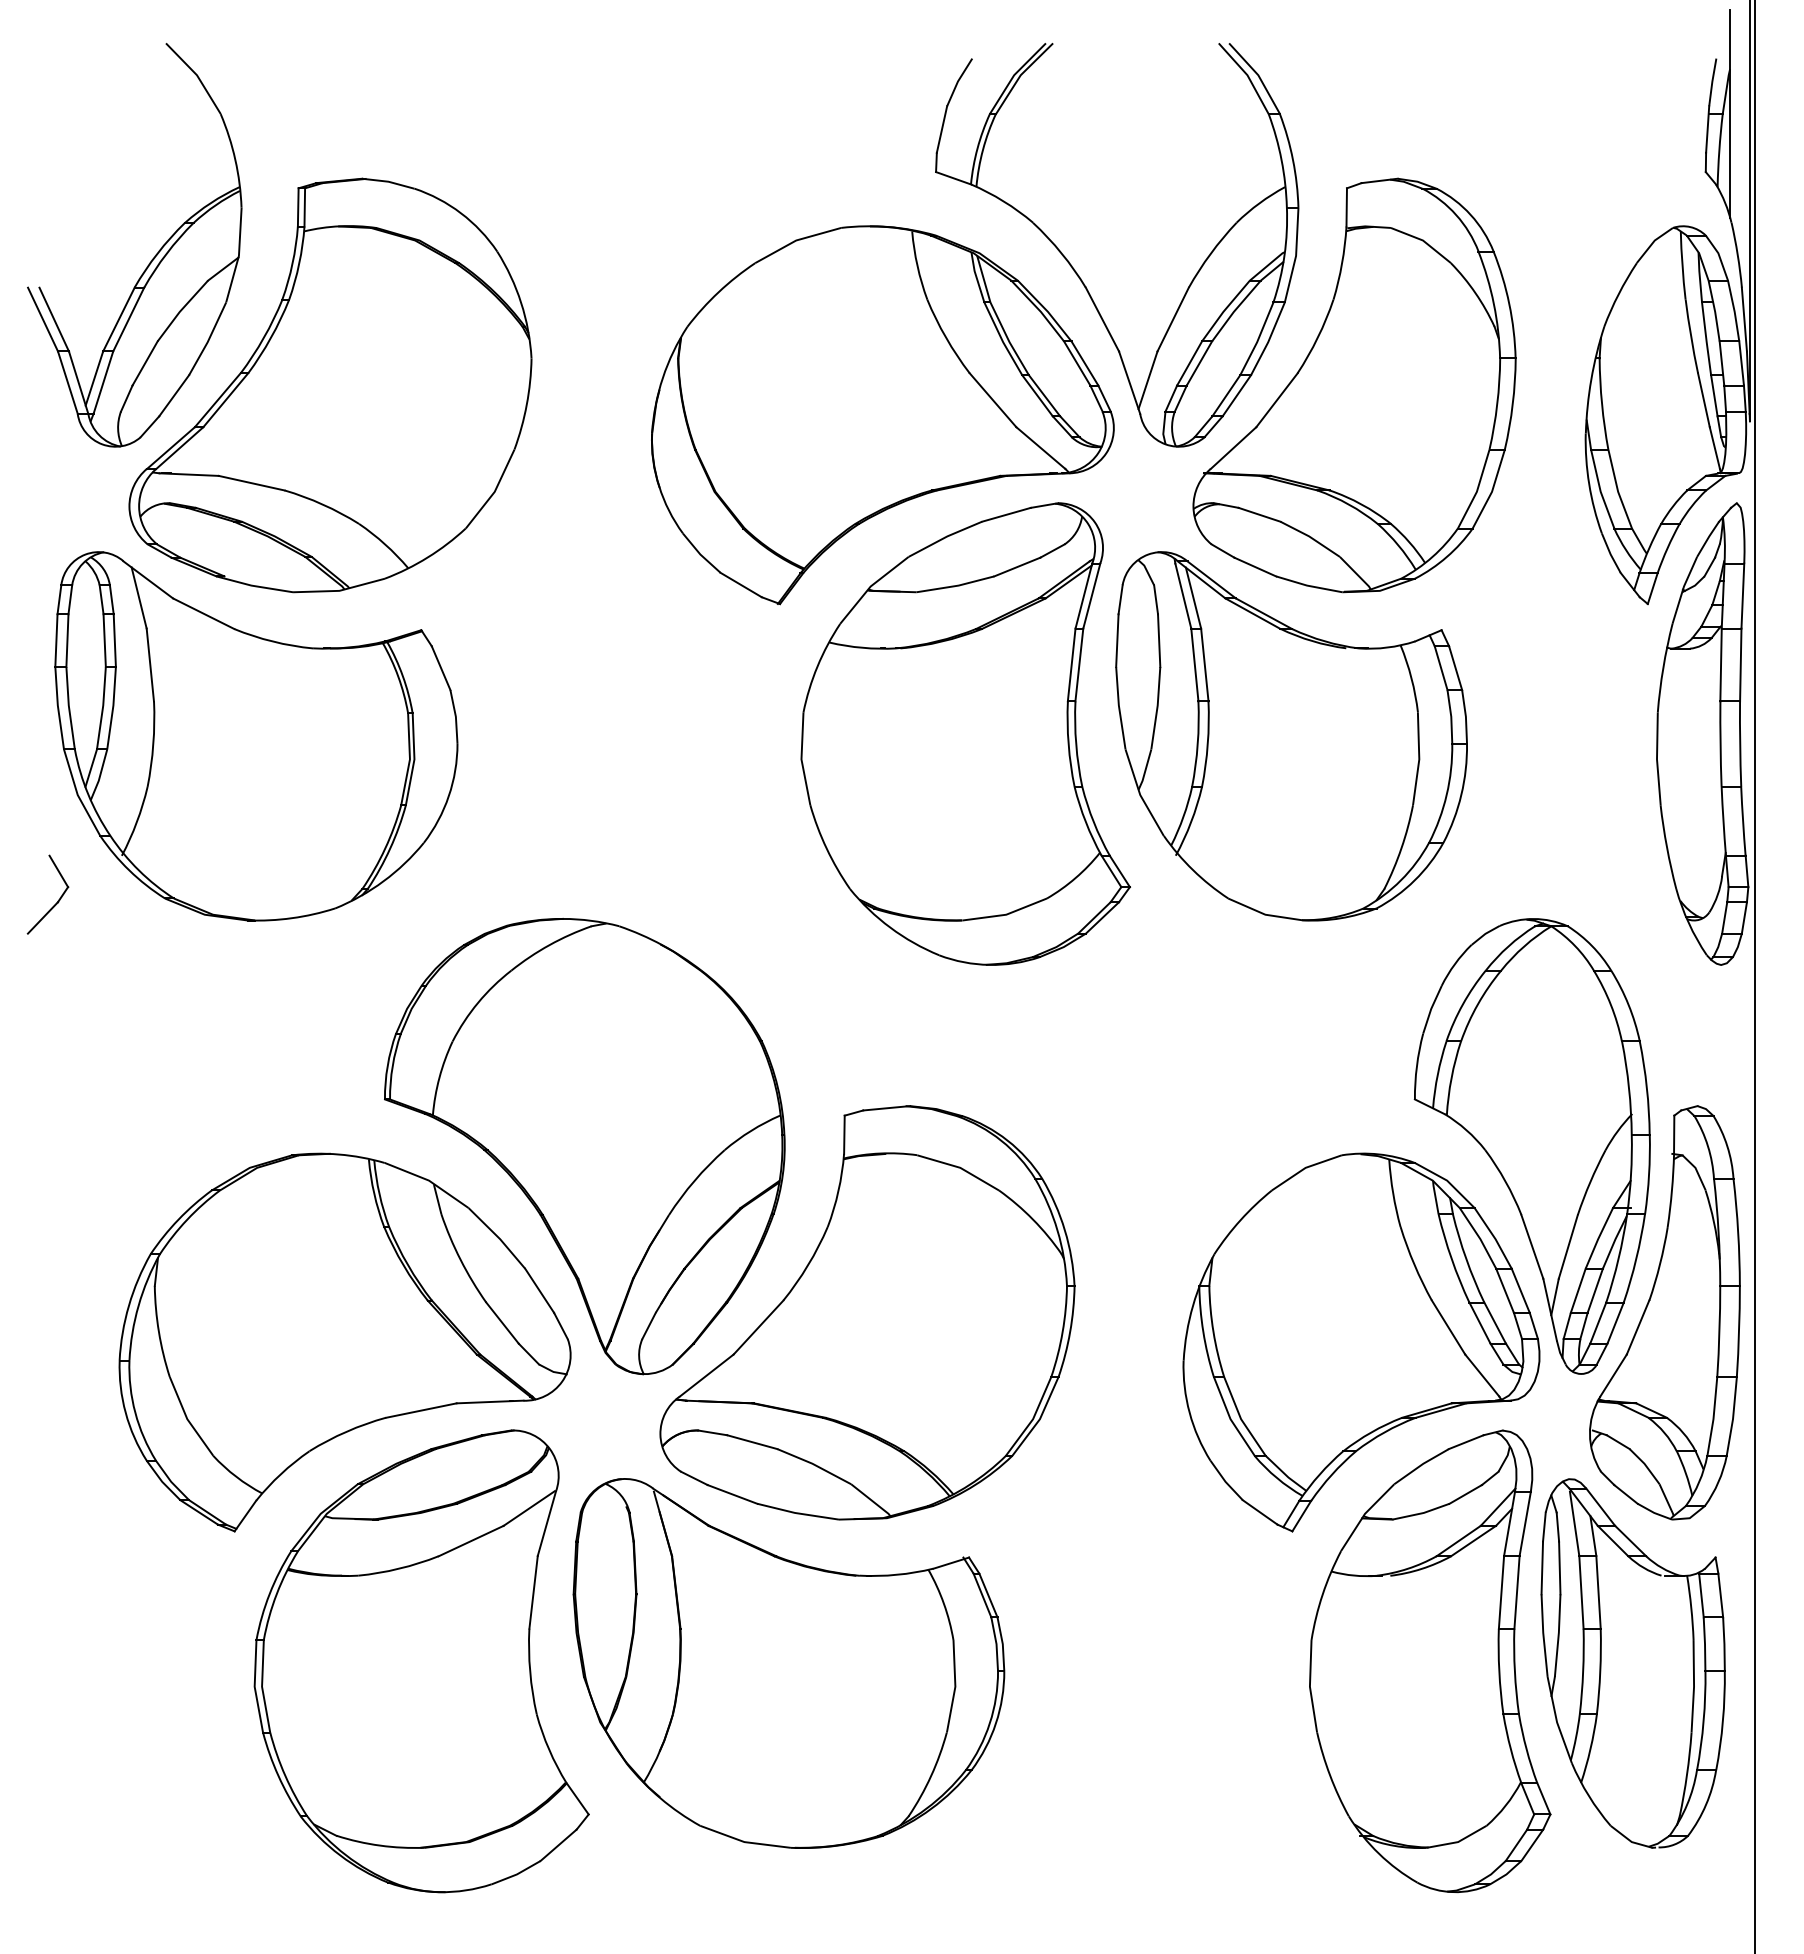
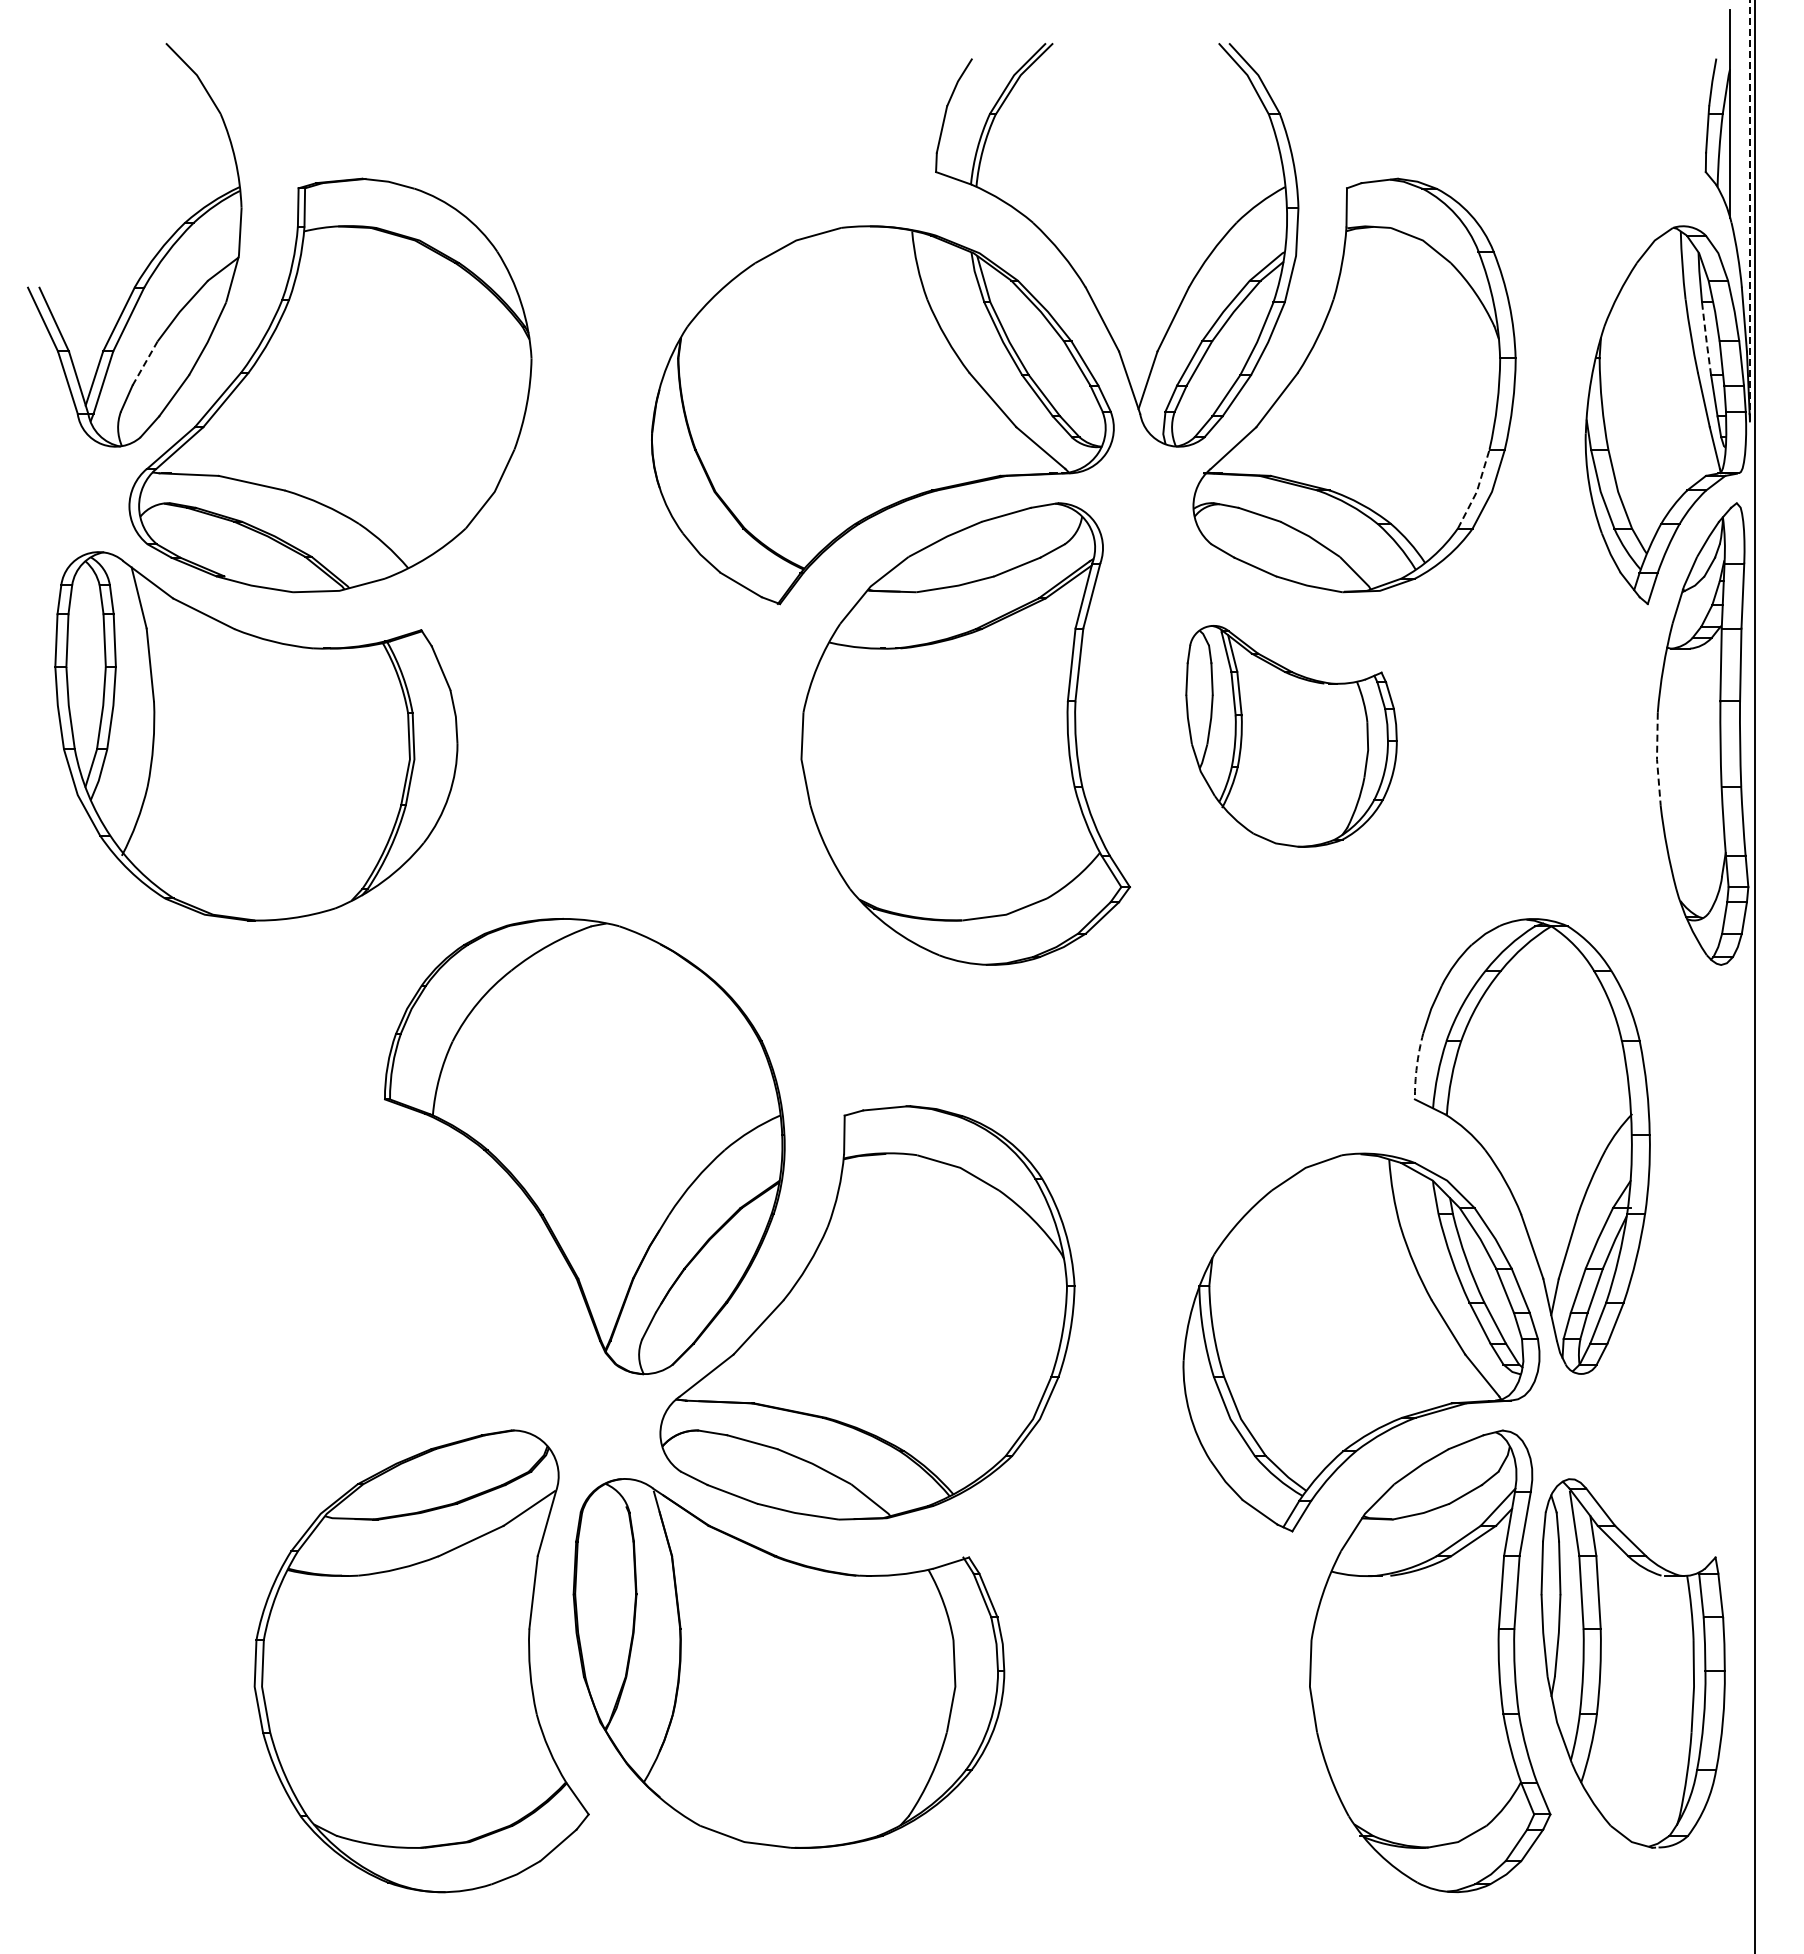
line: solid -> dashed (1749, 210)
line: solid -> dashed (1706, 339)
line: solid -> dashed (145, 363)
line: solid -> dashed (1477, 490)
part size: 353x371 px -> 213x223 px (1291, 736)
line: solid -> dashed (1657, 759)
part: present -> none (56, 902)
arc: solid -> dashed (1416, 1066)
part: present -> none (1664, 1312)
part: present -> none (344, 1342)
